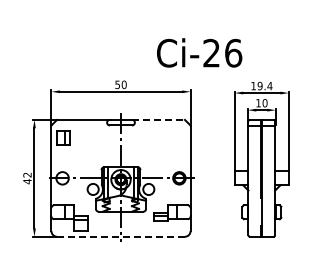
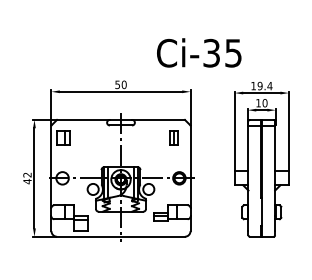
text: Ci-26 -> Ci-35 (222, 52)
line: dashed -> solid (159, 119)
part: none -> present (173, 137)
line: dashed -> solid (121, 236)
